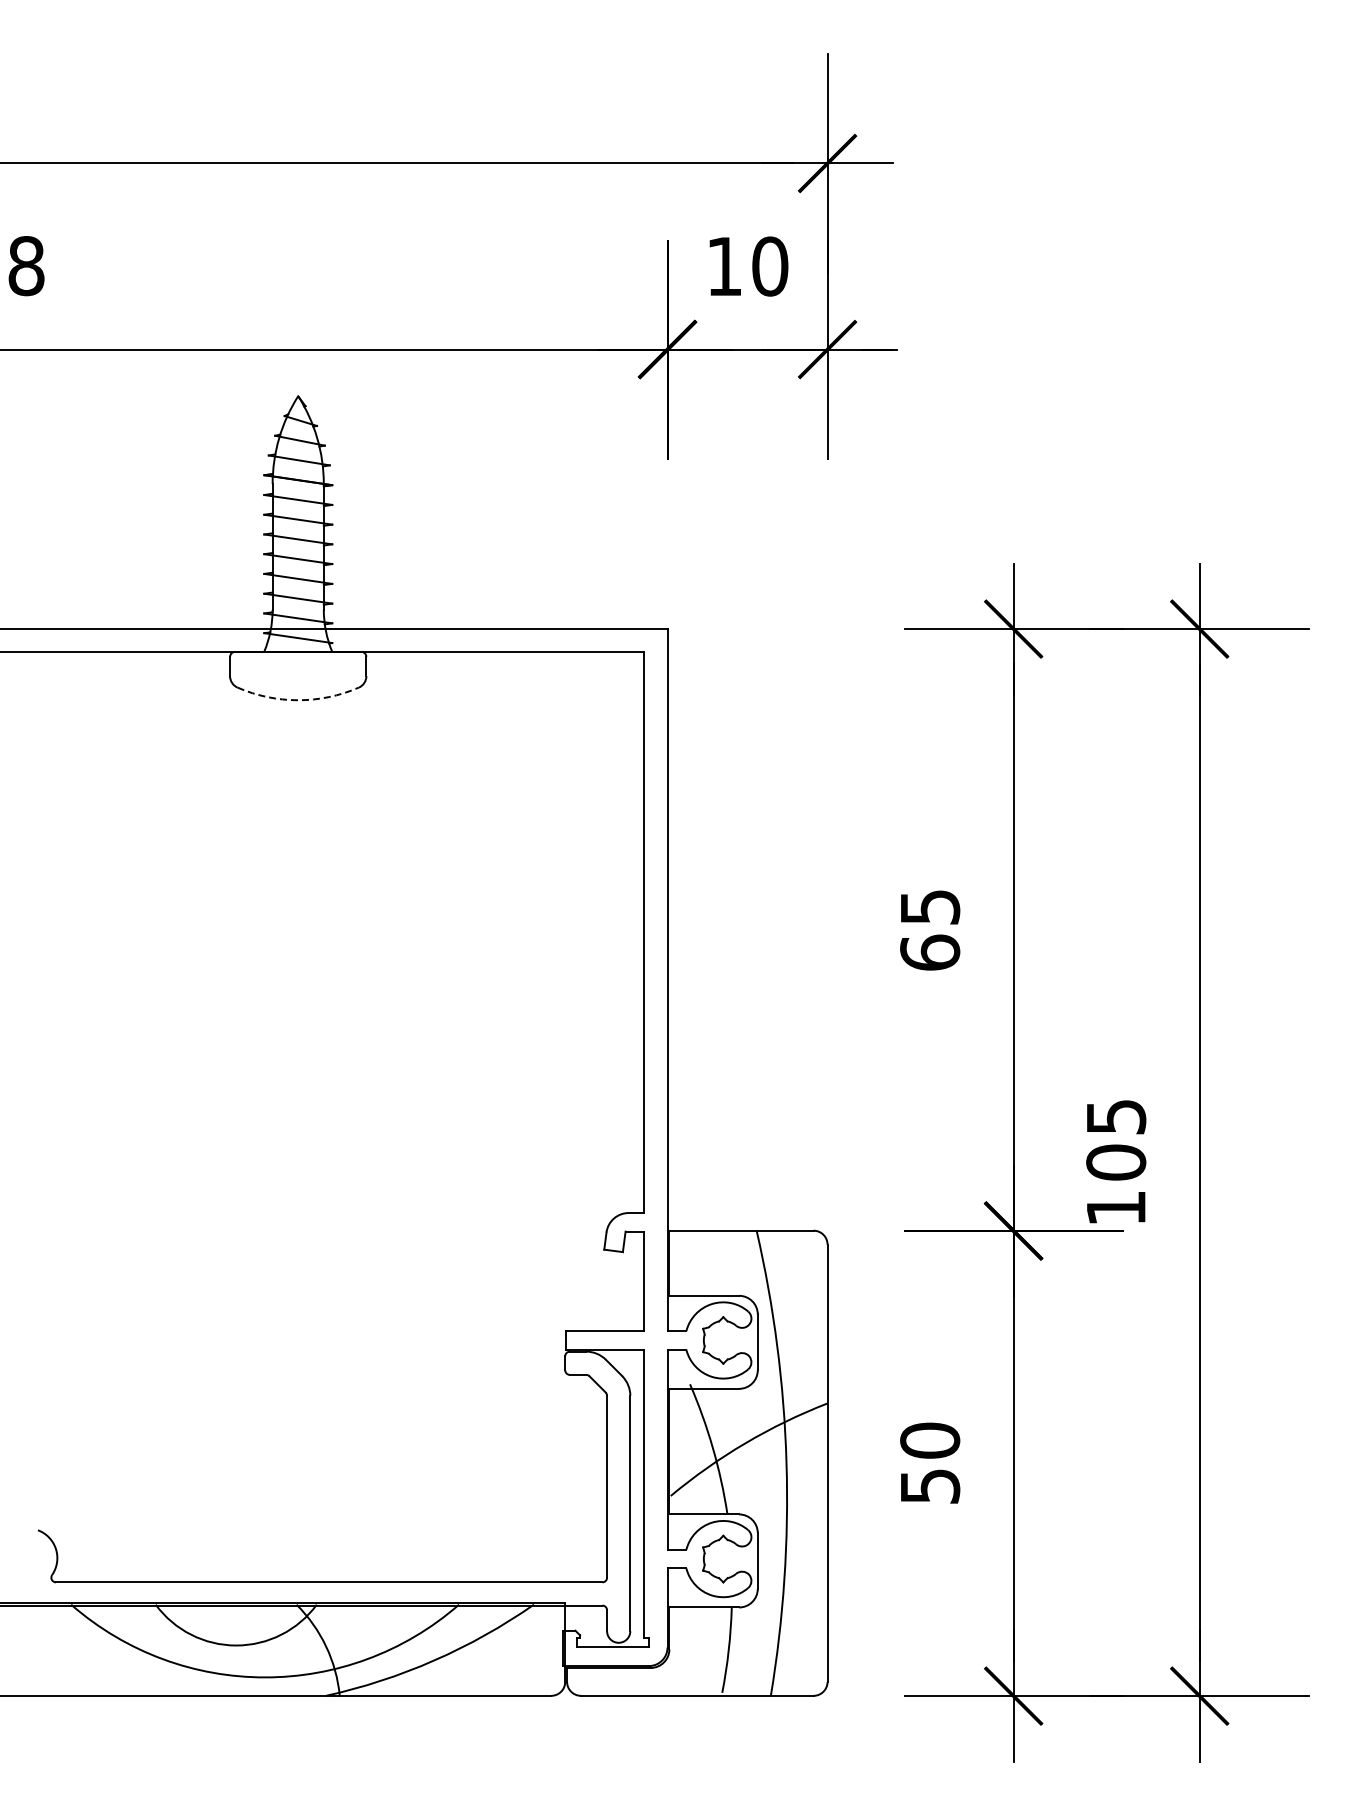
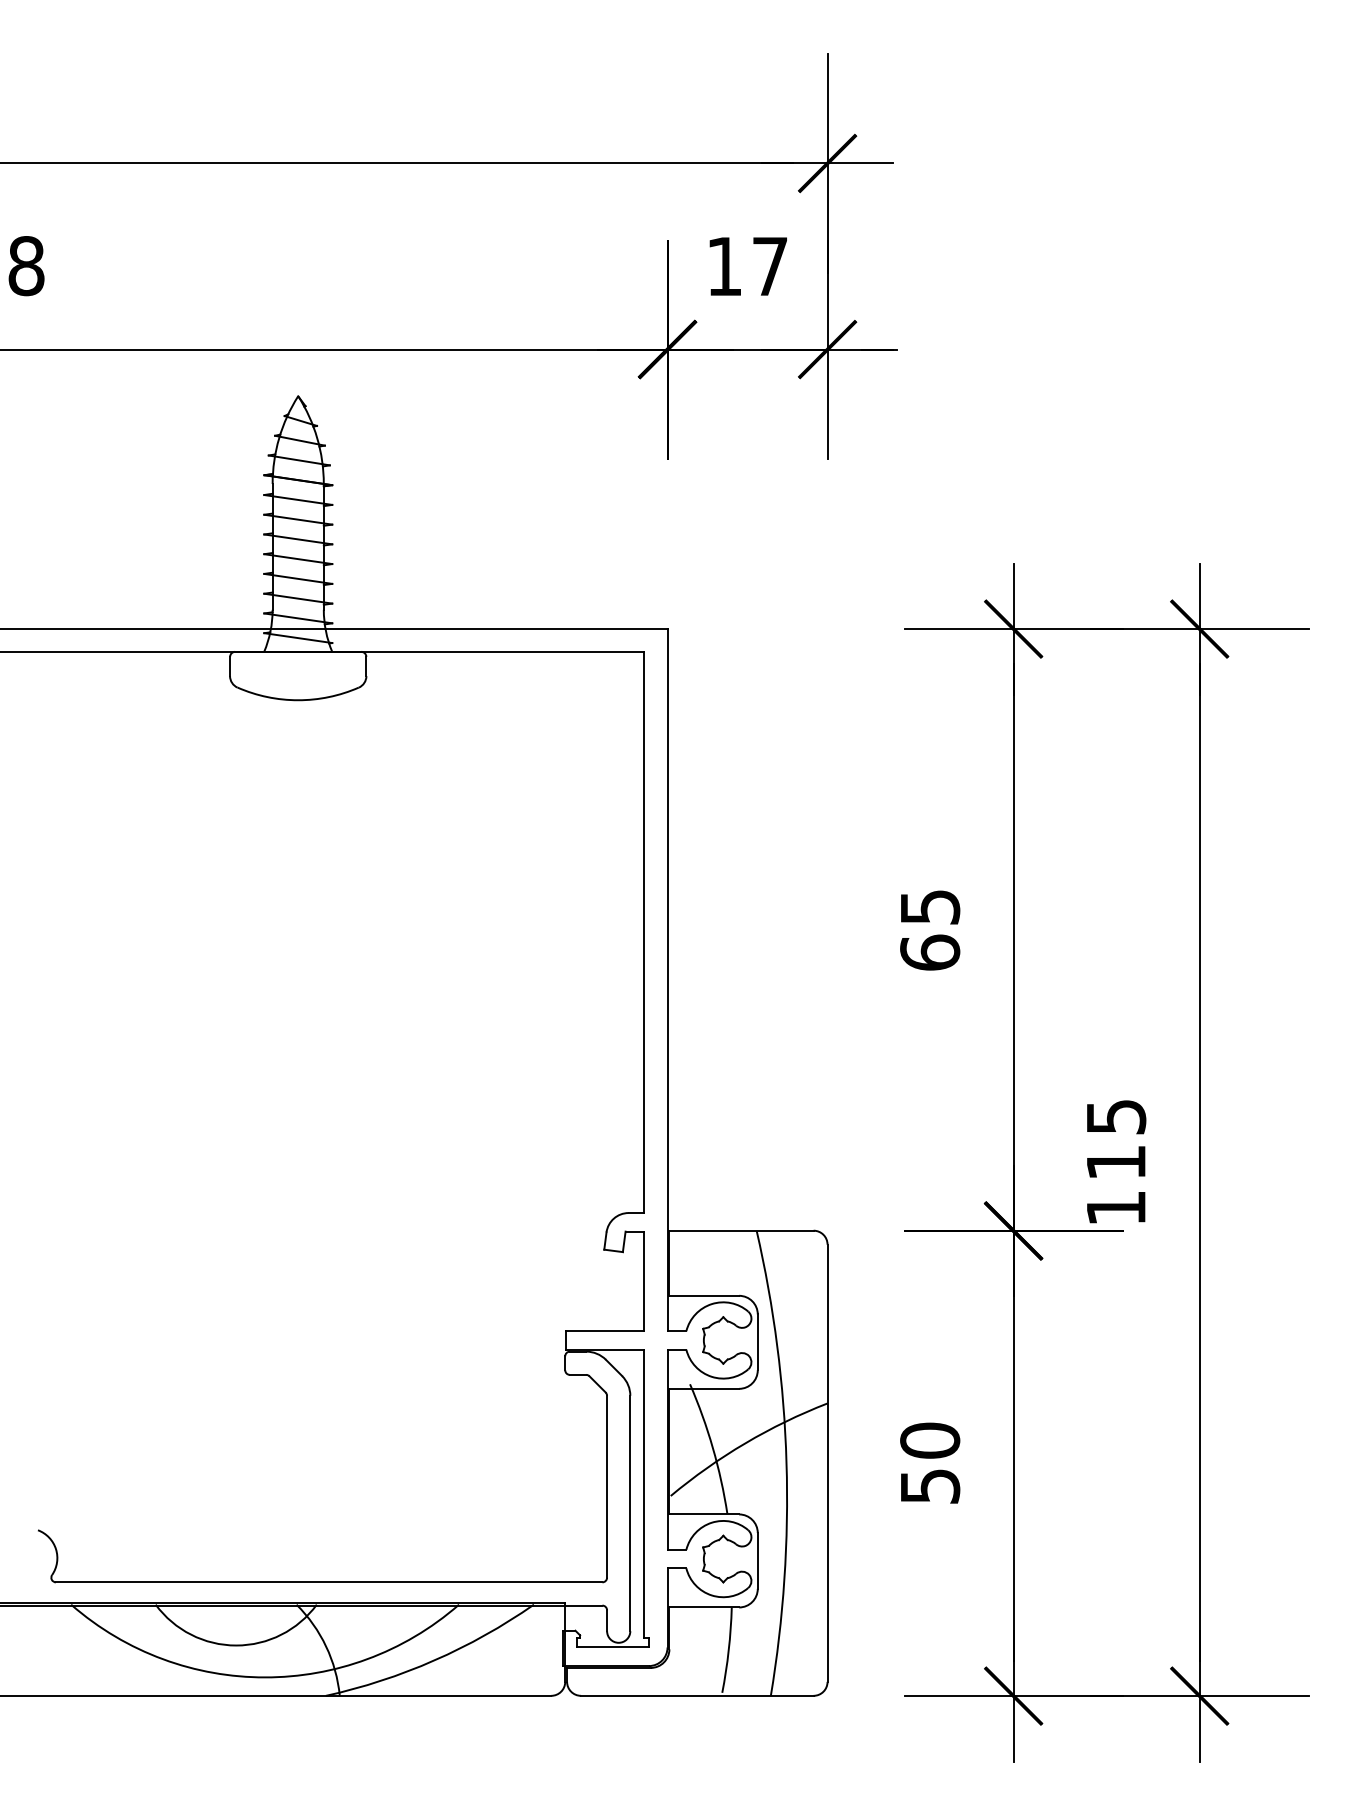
text: 10 -> 17 (770, 266)
arc: dashed -> solid (298, 700)
text: 105 -> 115 (1116, 1162)
